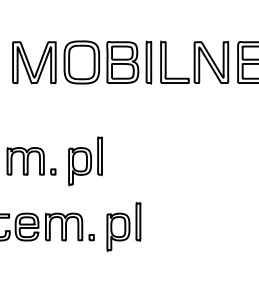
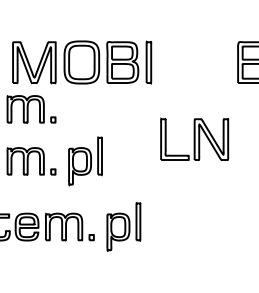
part position: (194, 61) -> (194, 138) (194, 138)
part: none -> present (31, 109)
